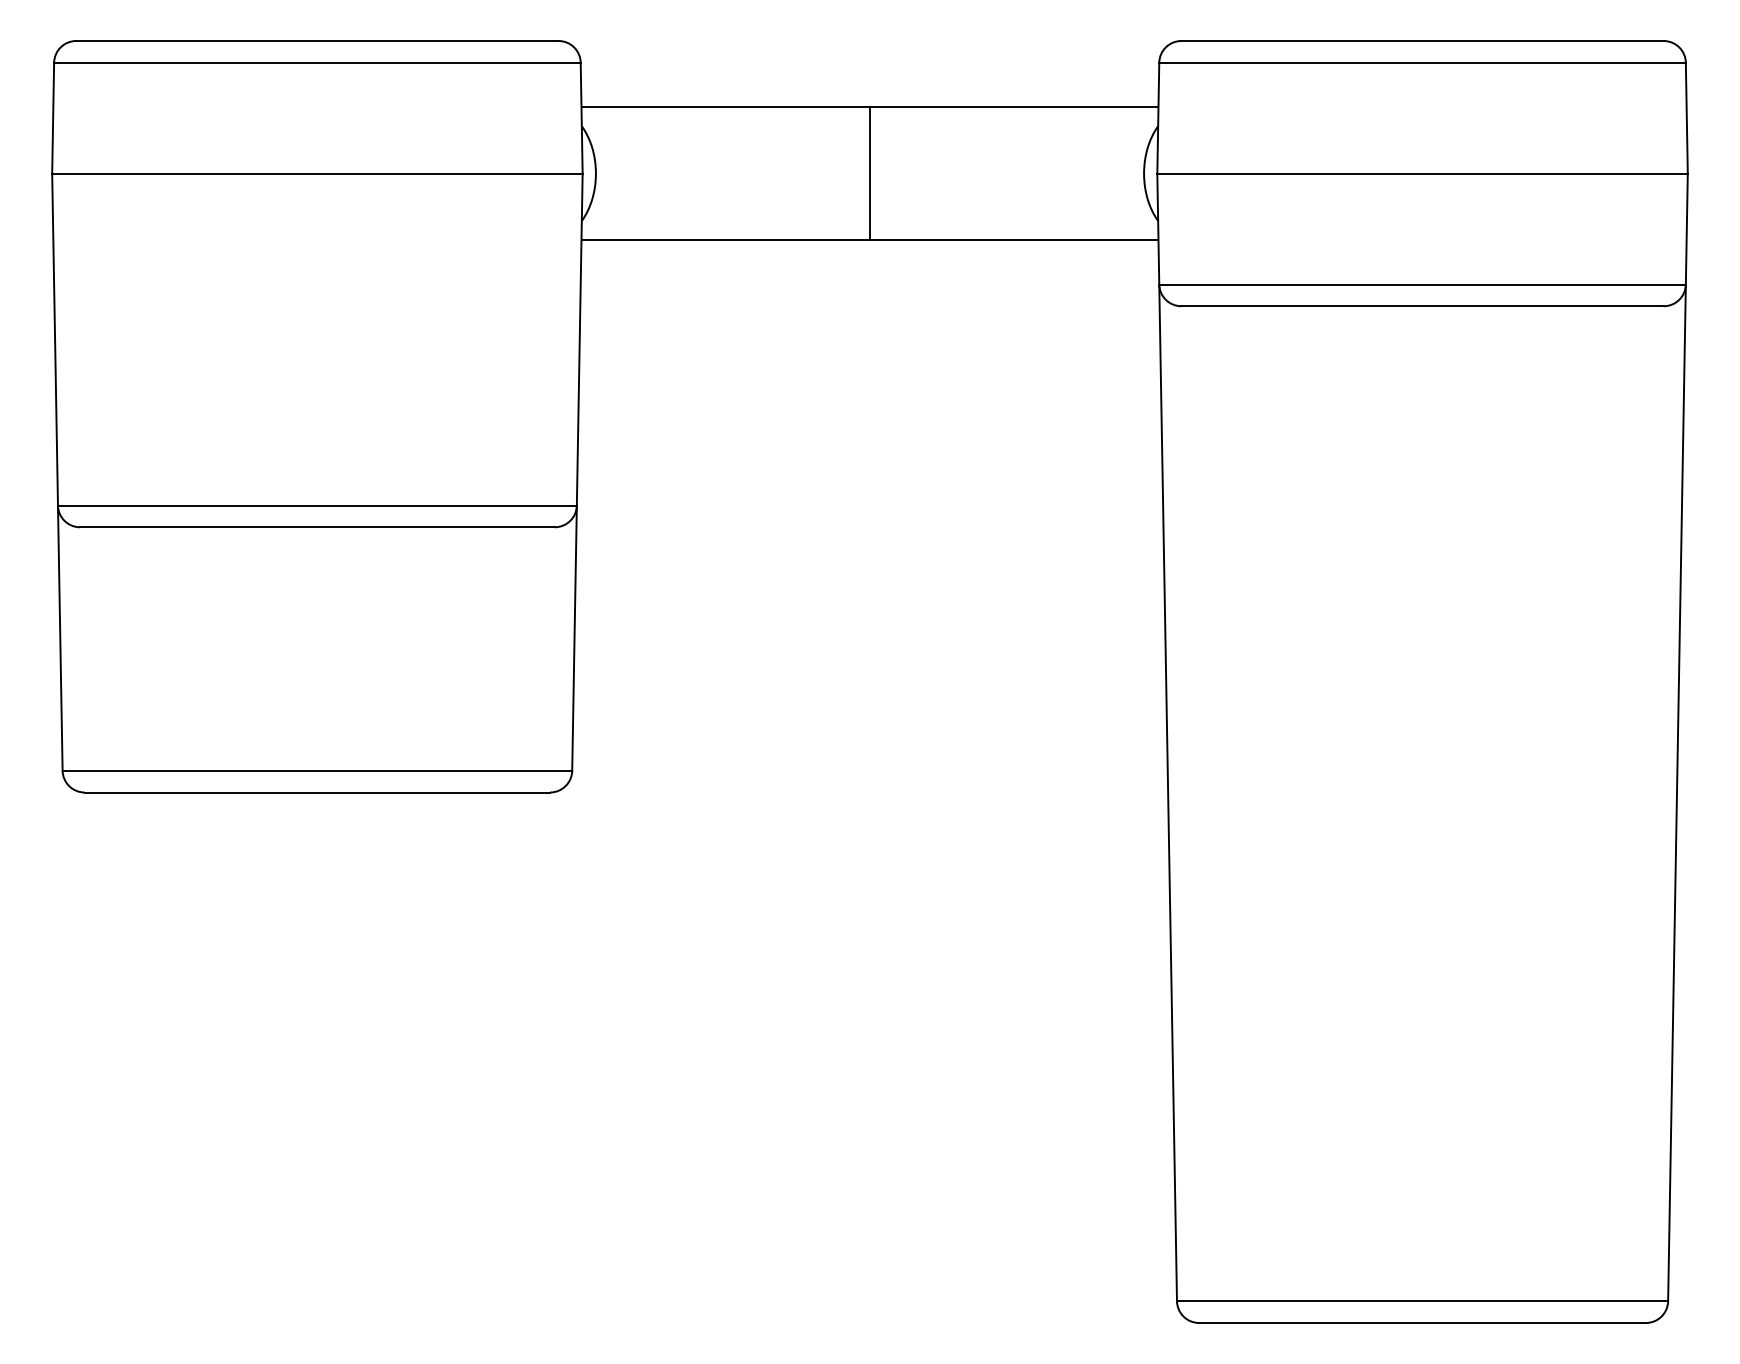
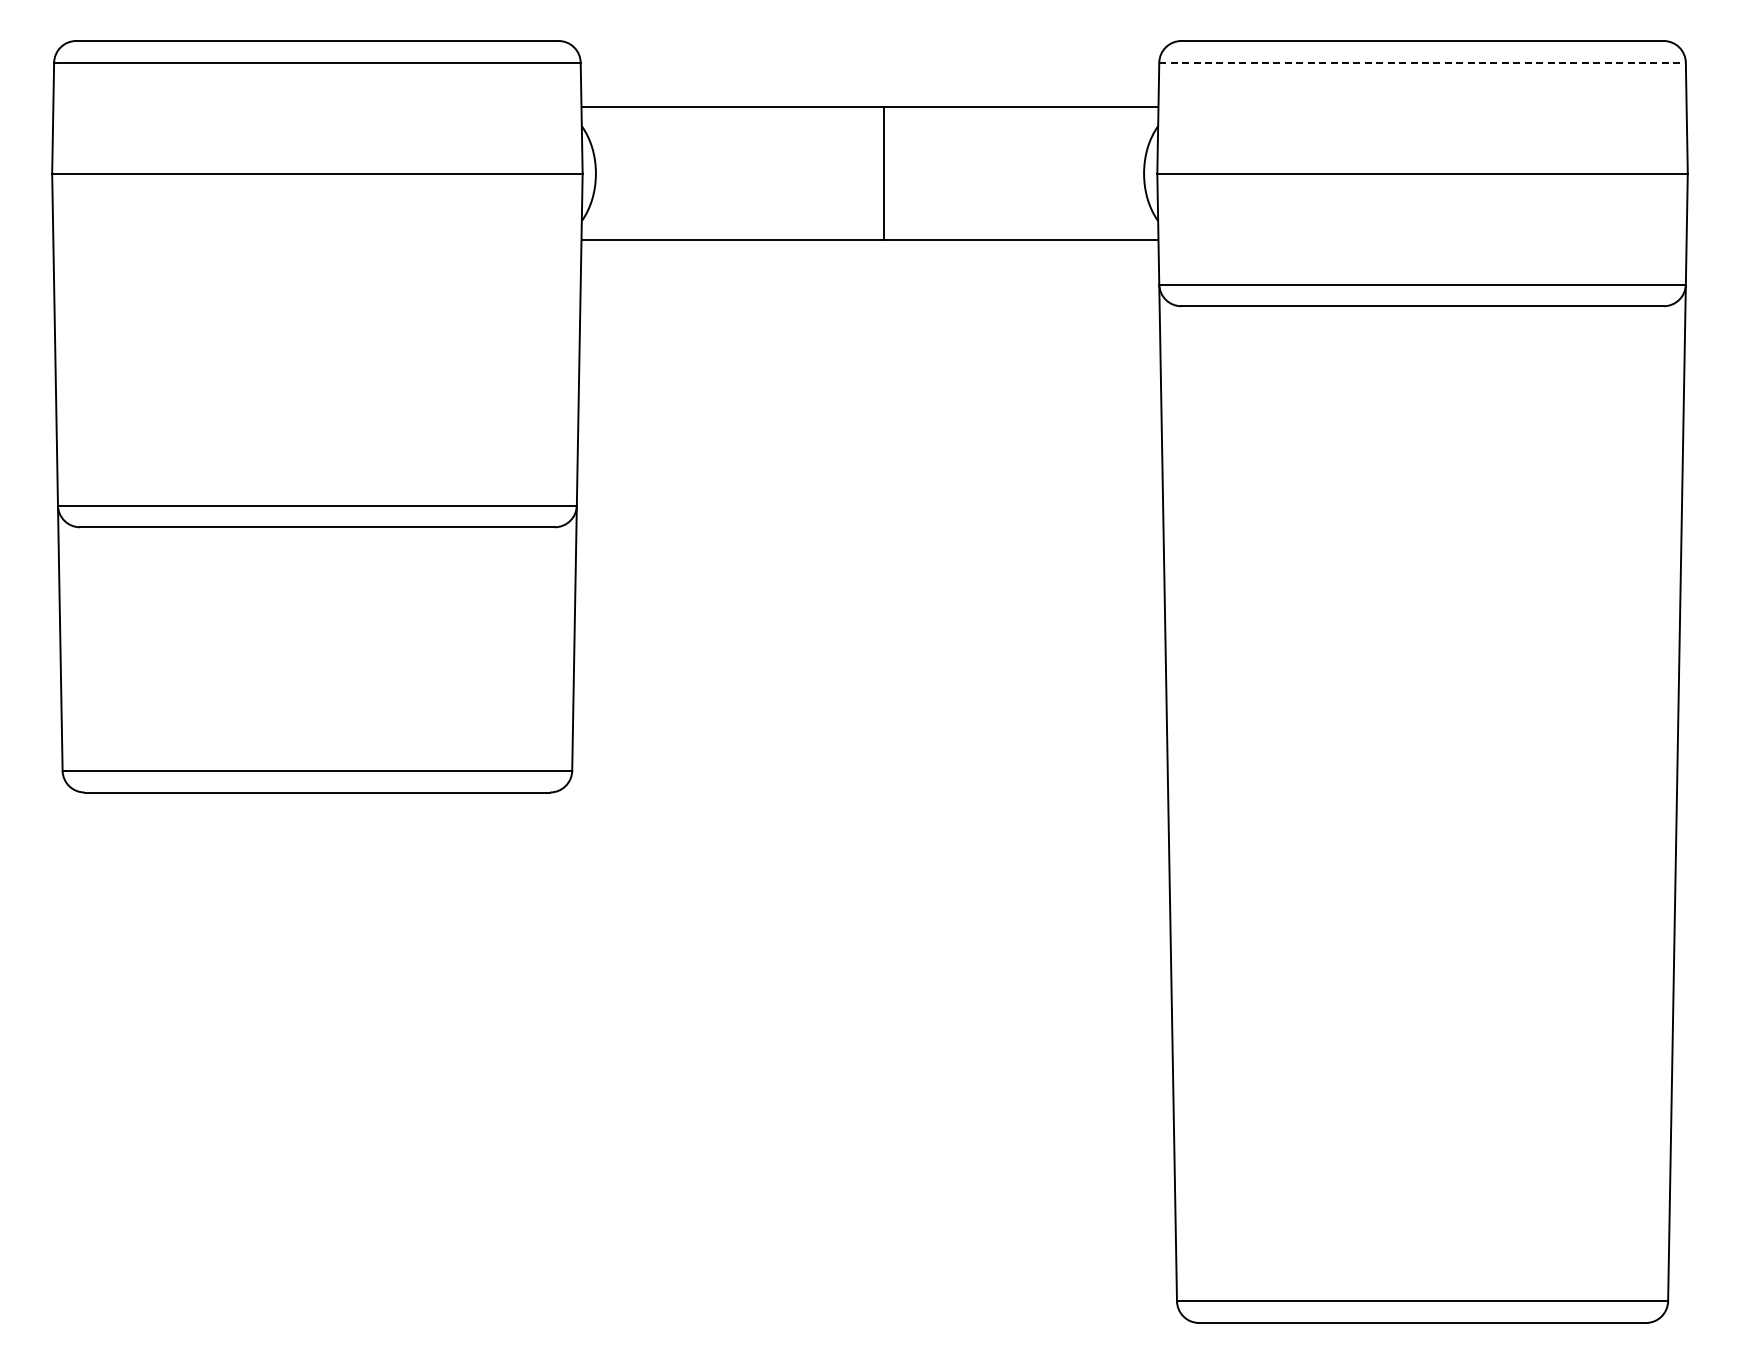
line: solid -> dashed (1423, 62)
line position: (869, 173) -> (883, 173) (883, 173)
